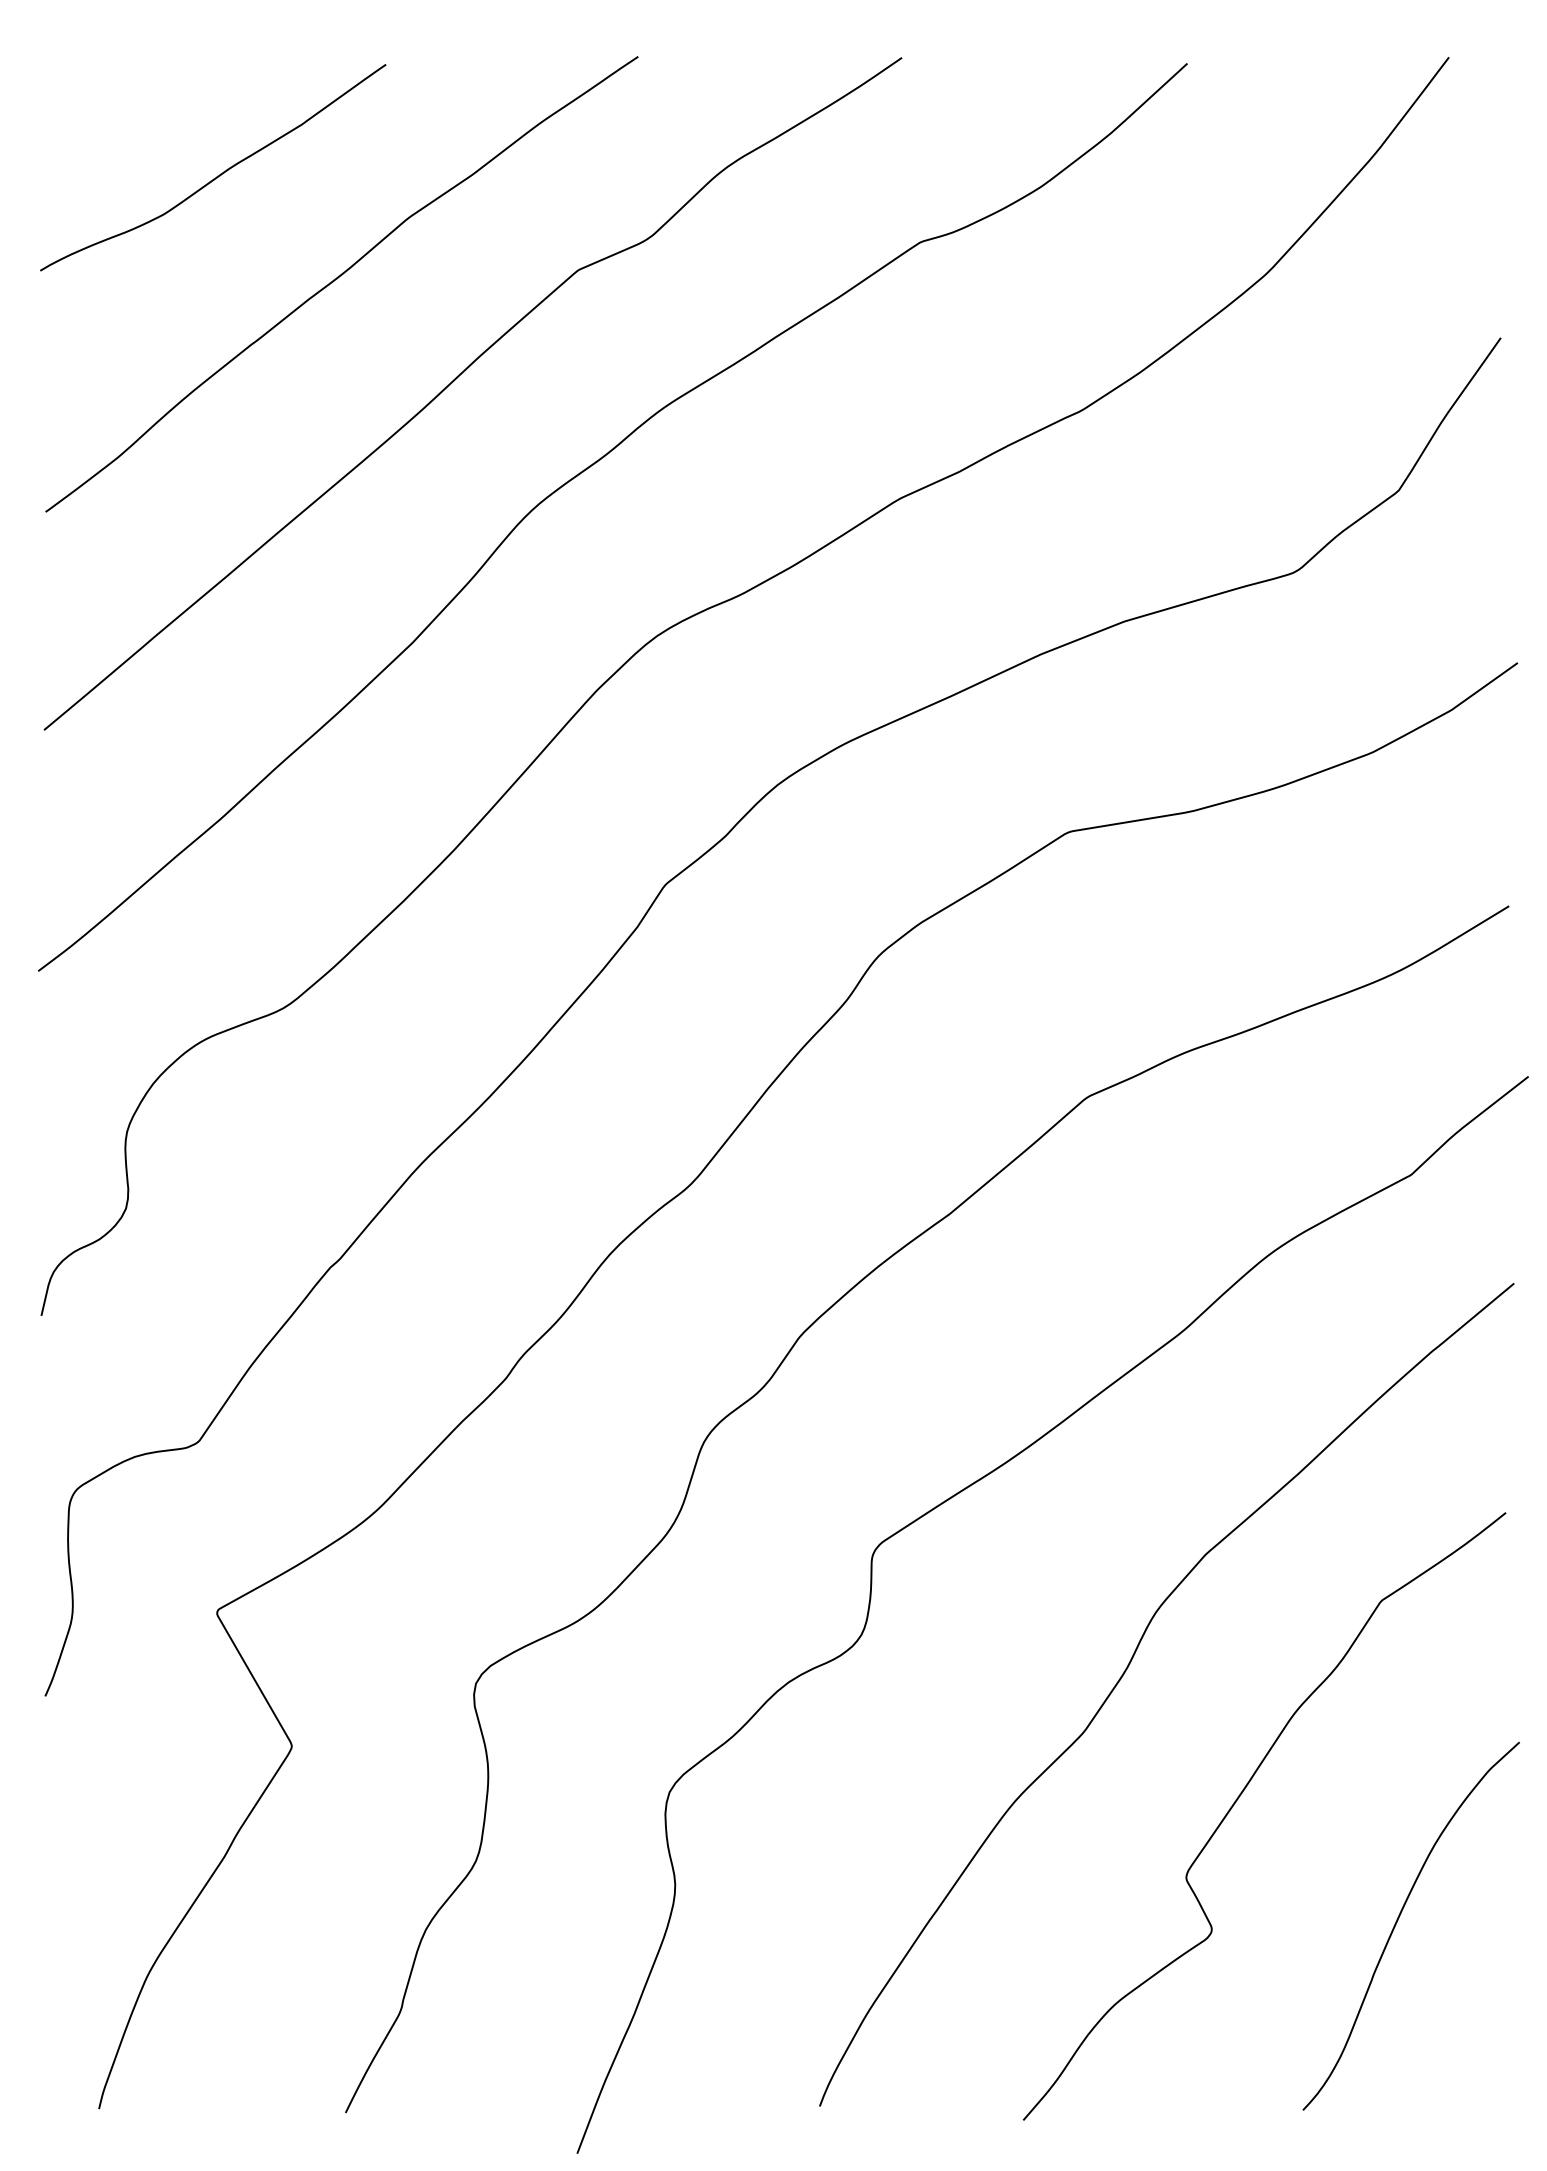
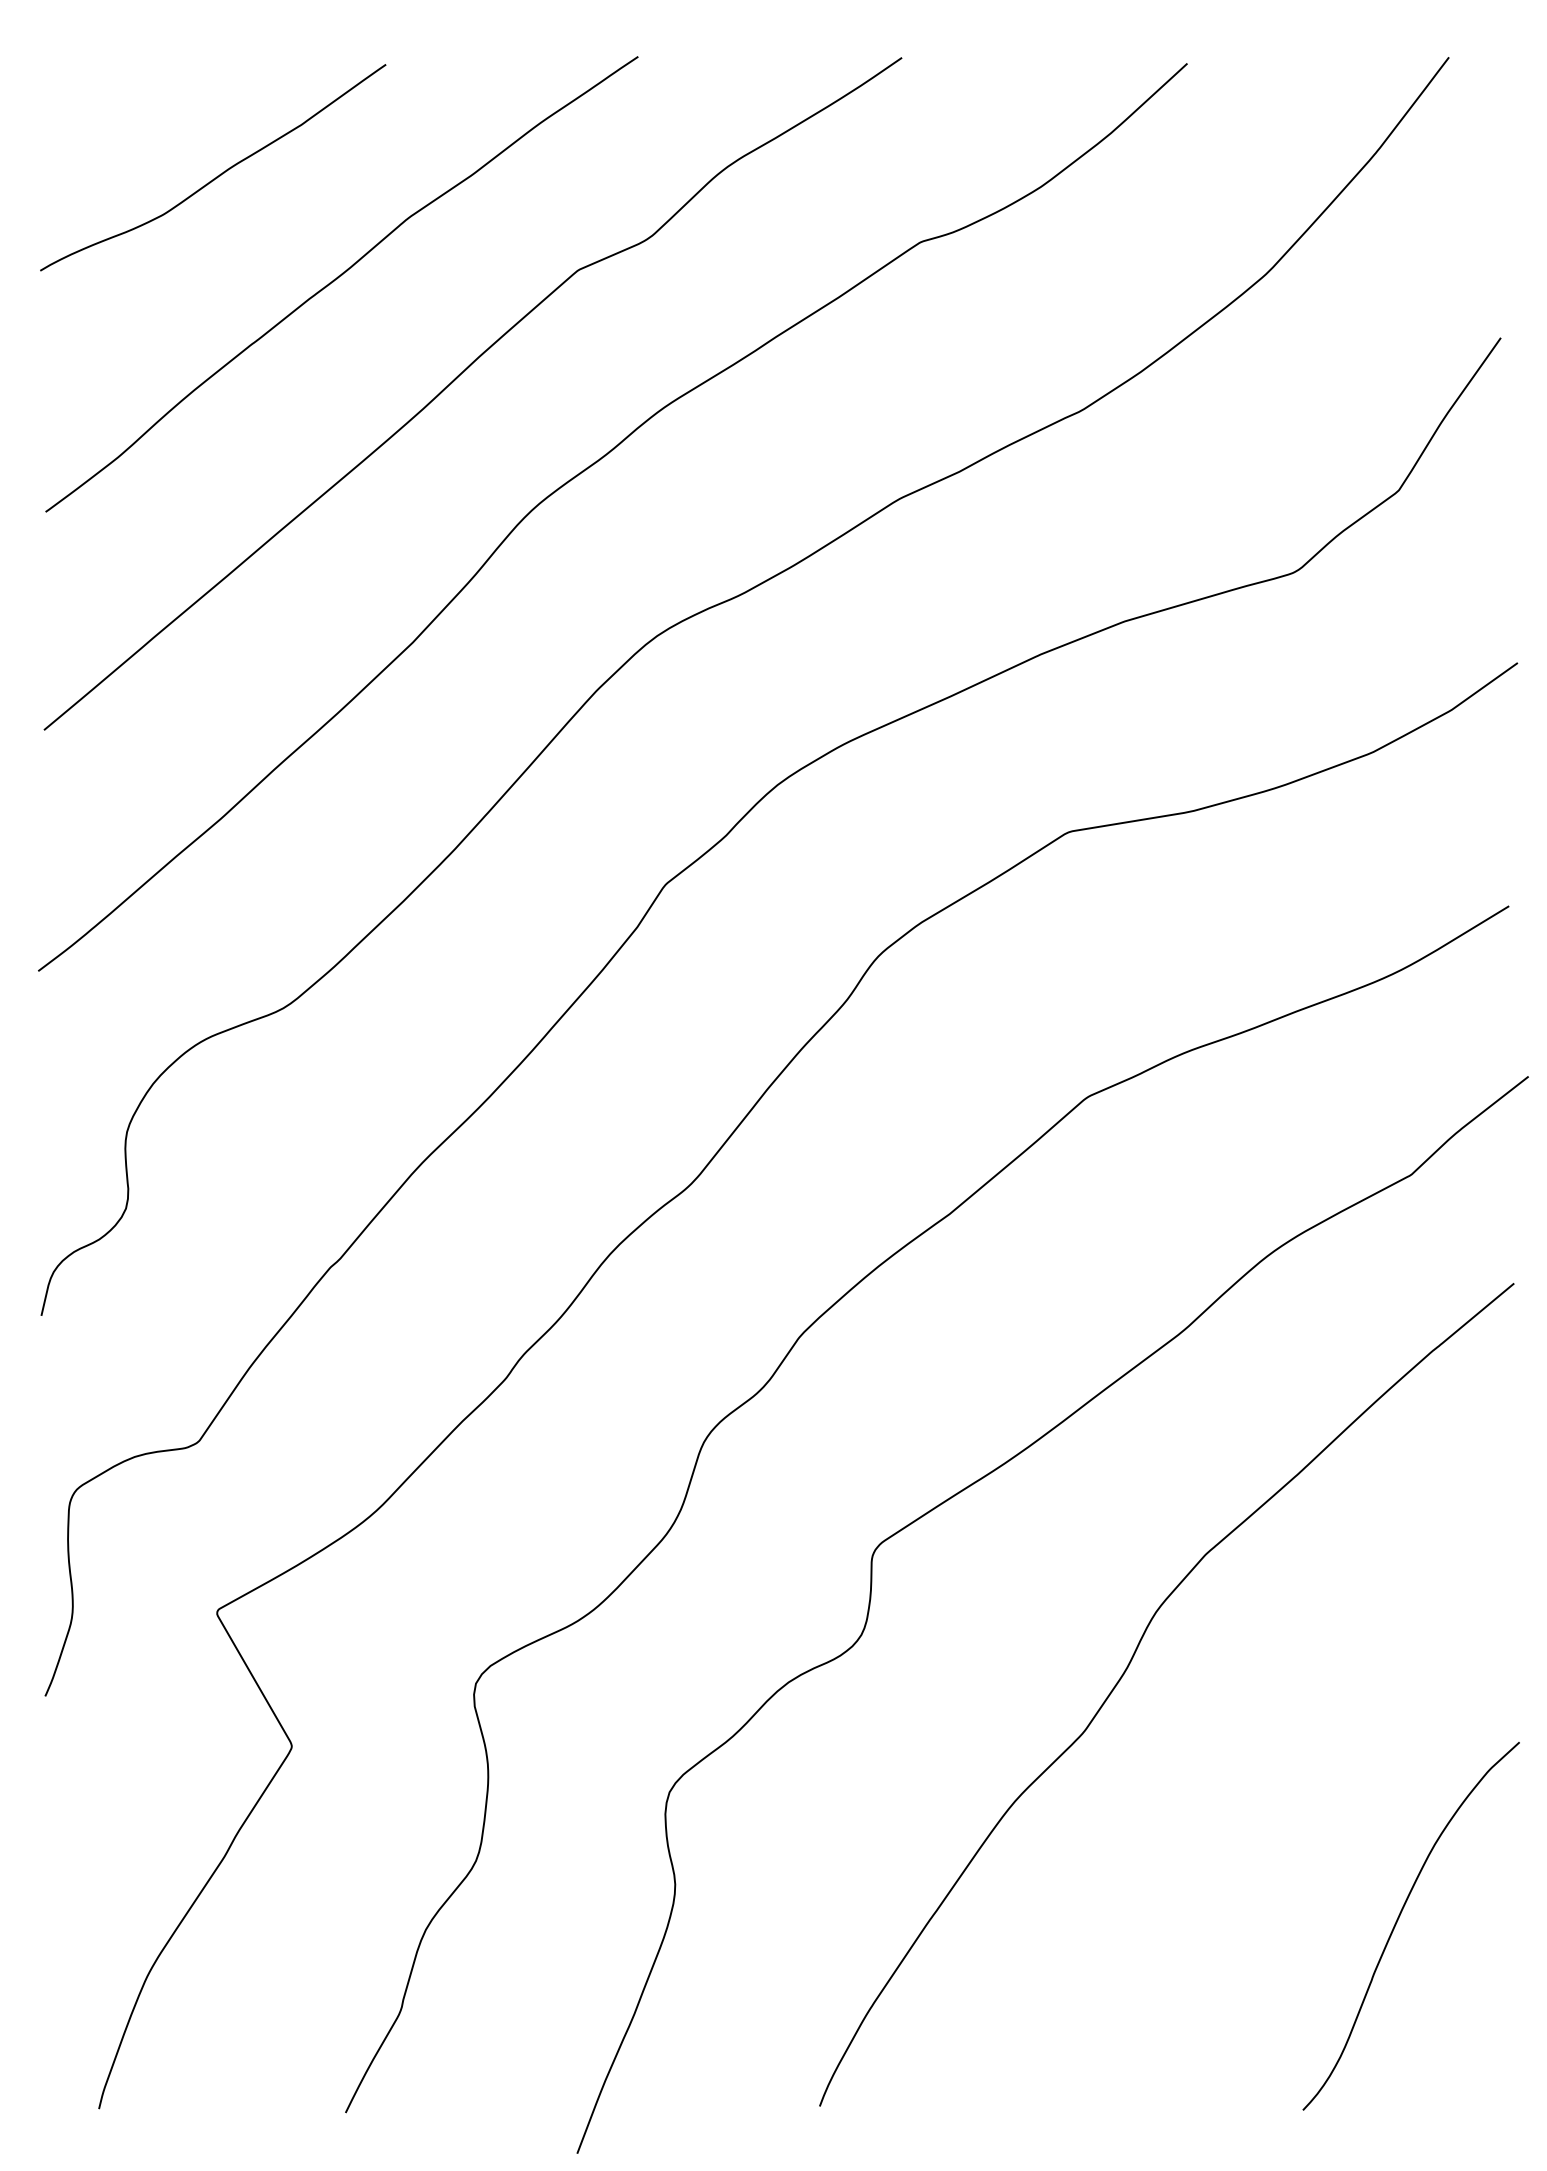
curve: present -> none (1238, 1799)
